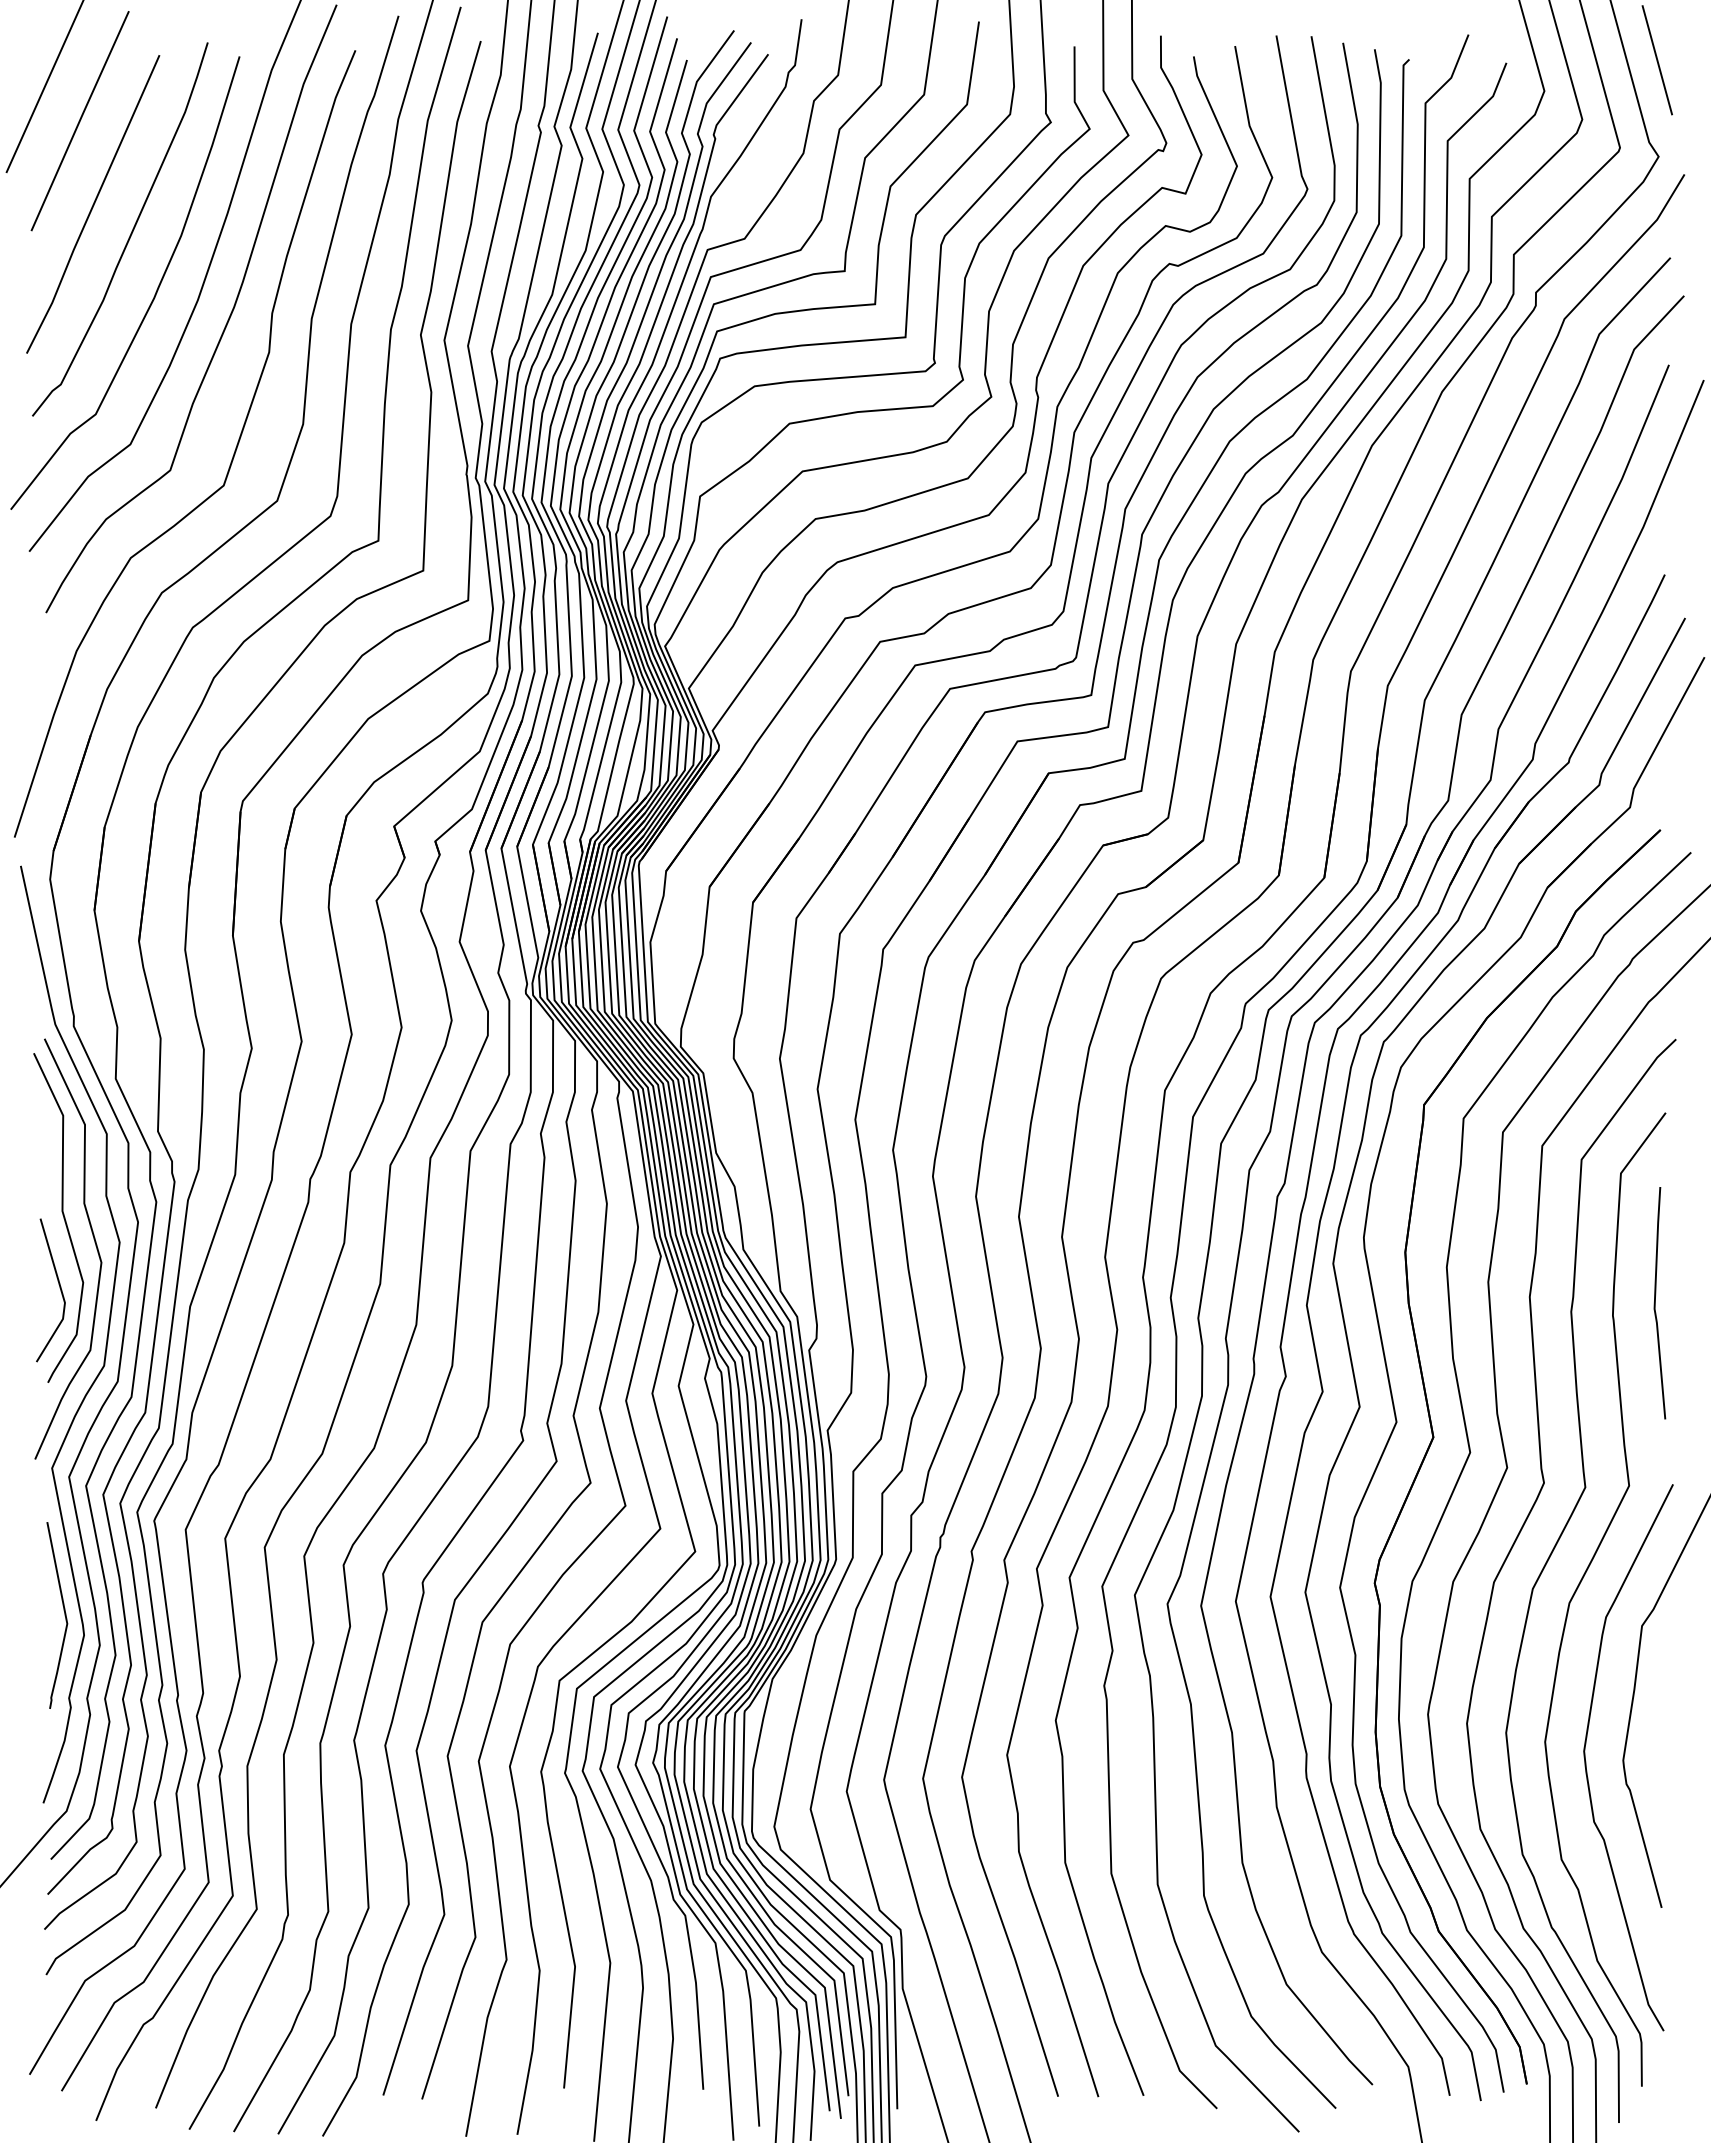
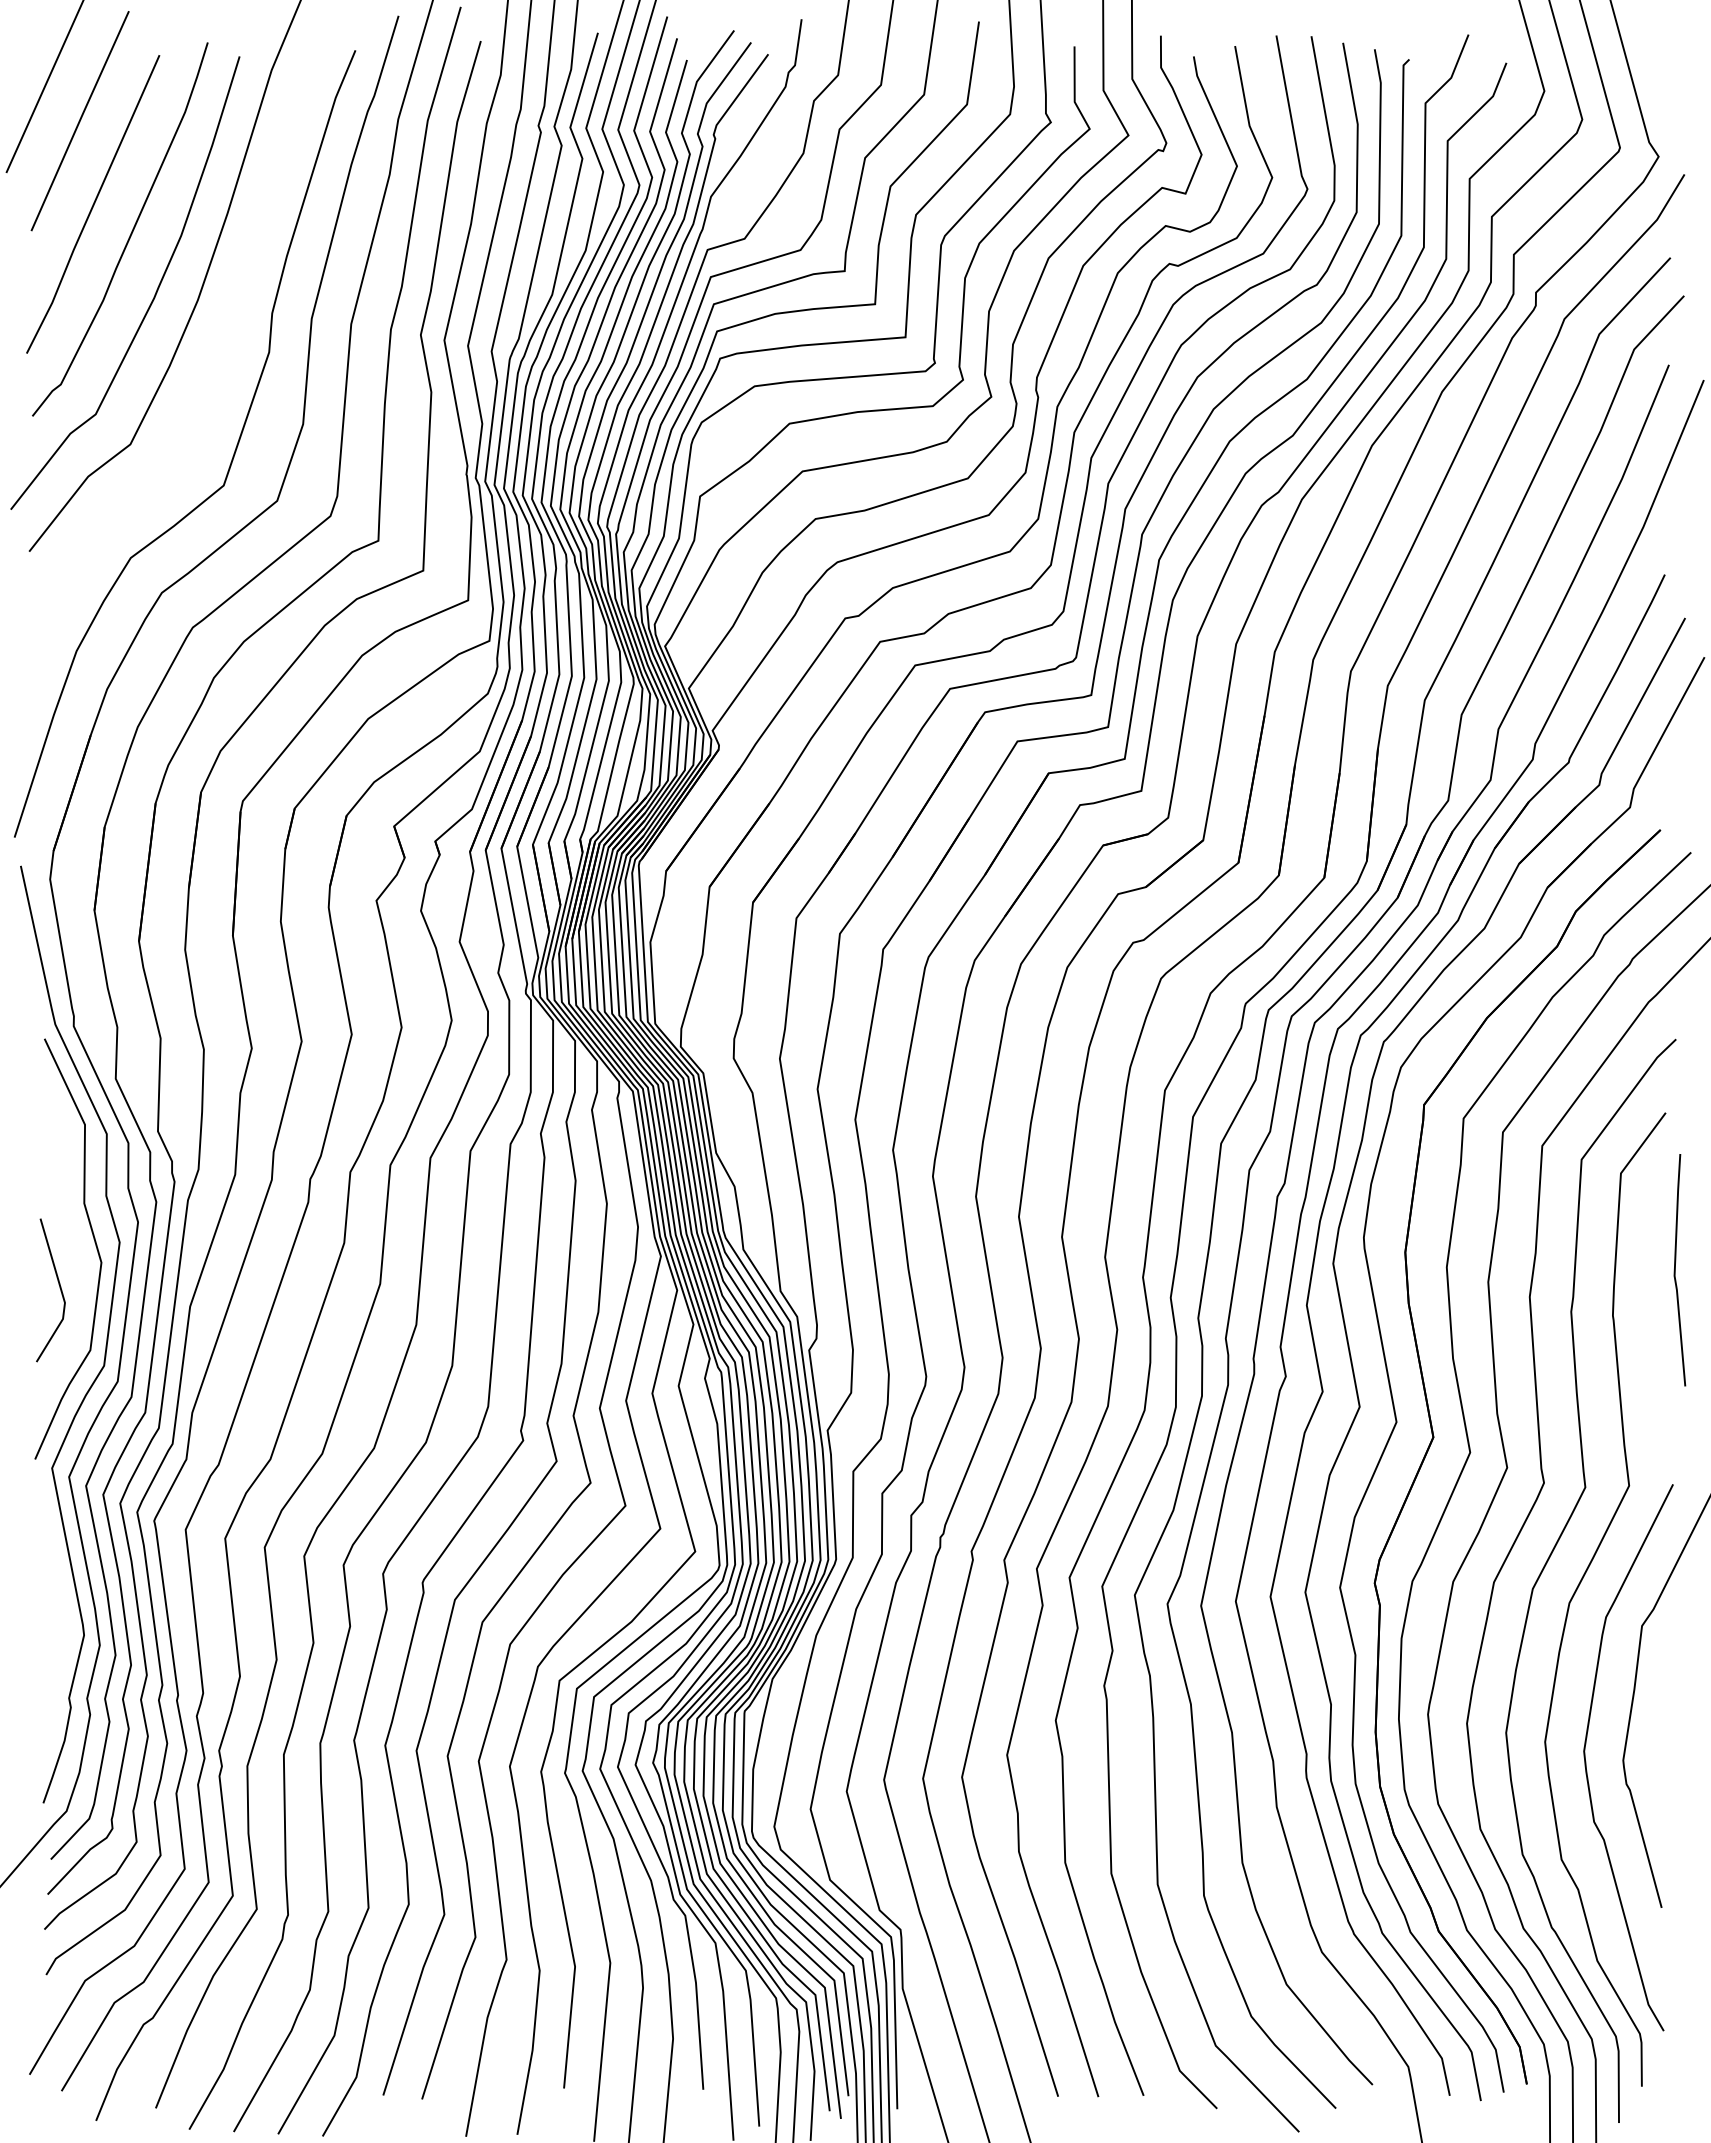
line: present -> none (1656, 60)
curve: present -> none (225, 324)
curve: present -> none (62, 1215)
line position: (1655, 1303) -> (1675, 1270) (1675, 1270)
curve: present -> none (64, 1615)
